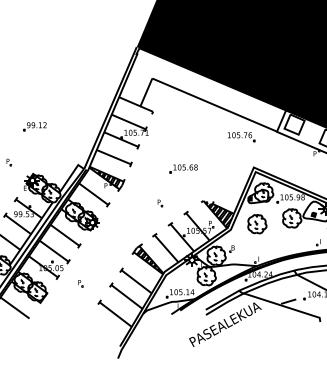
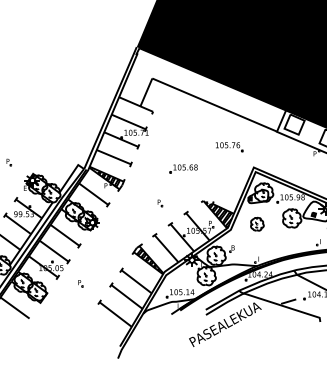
part: present -> none (34, 126)
part position: (241, 137) -> (229, 147) (229, 147)
part size: 21x21 px -> 15x16 px (257, 223)
